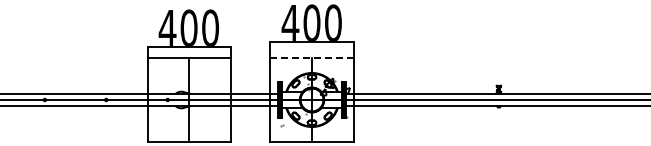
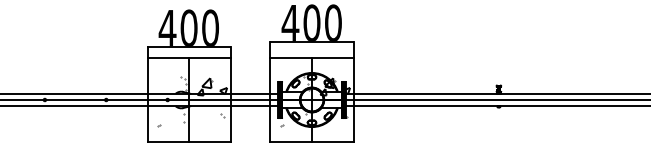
line: dashed -> solid (312, 58)
hatch: none -> present (192, 101)
